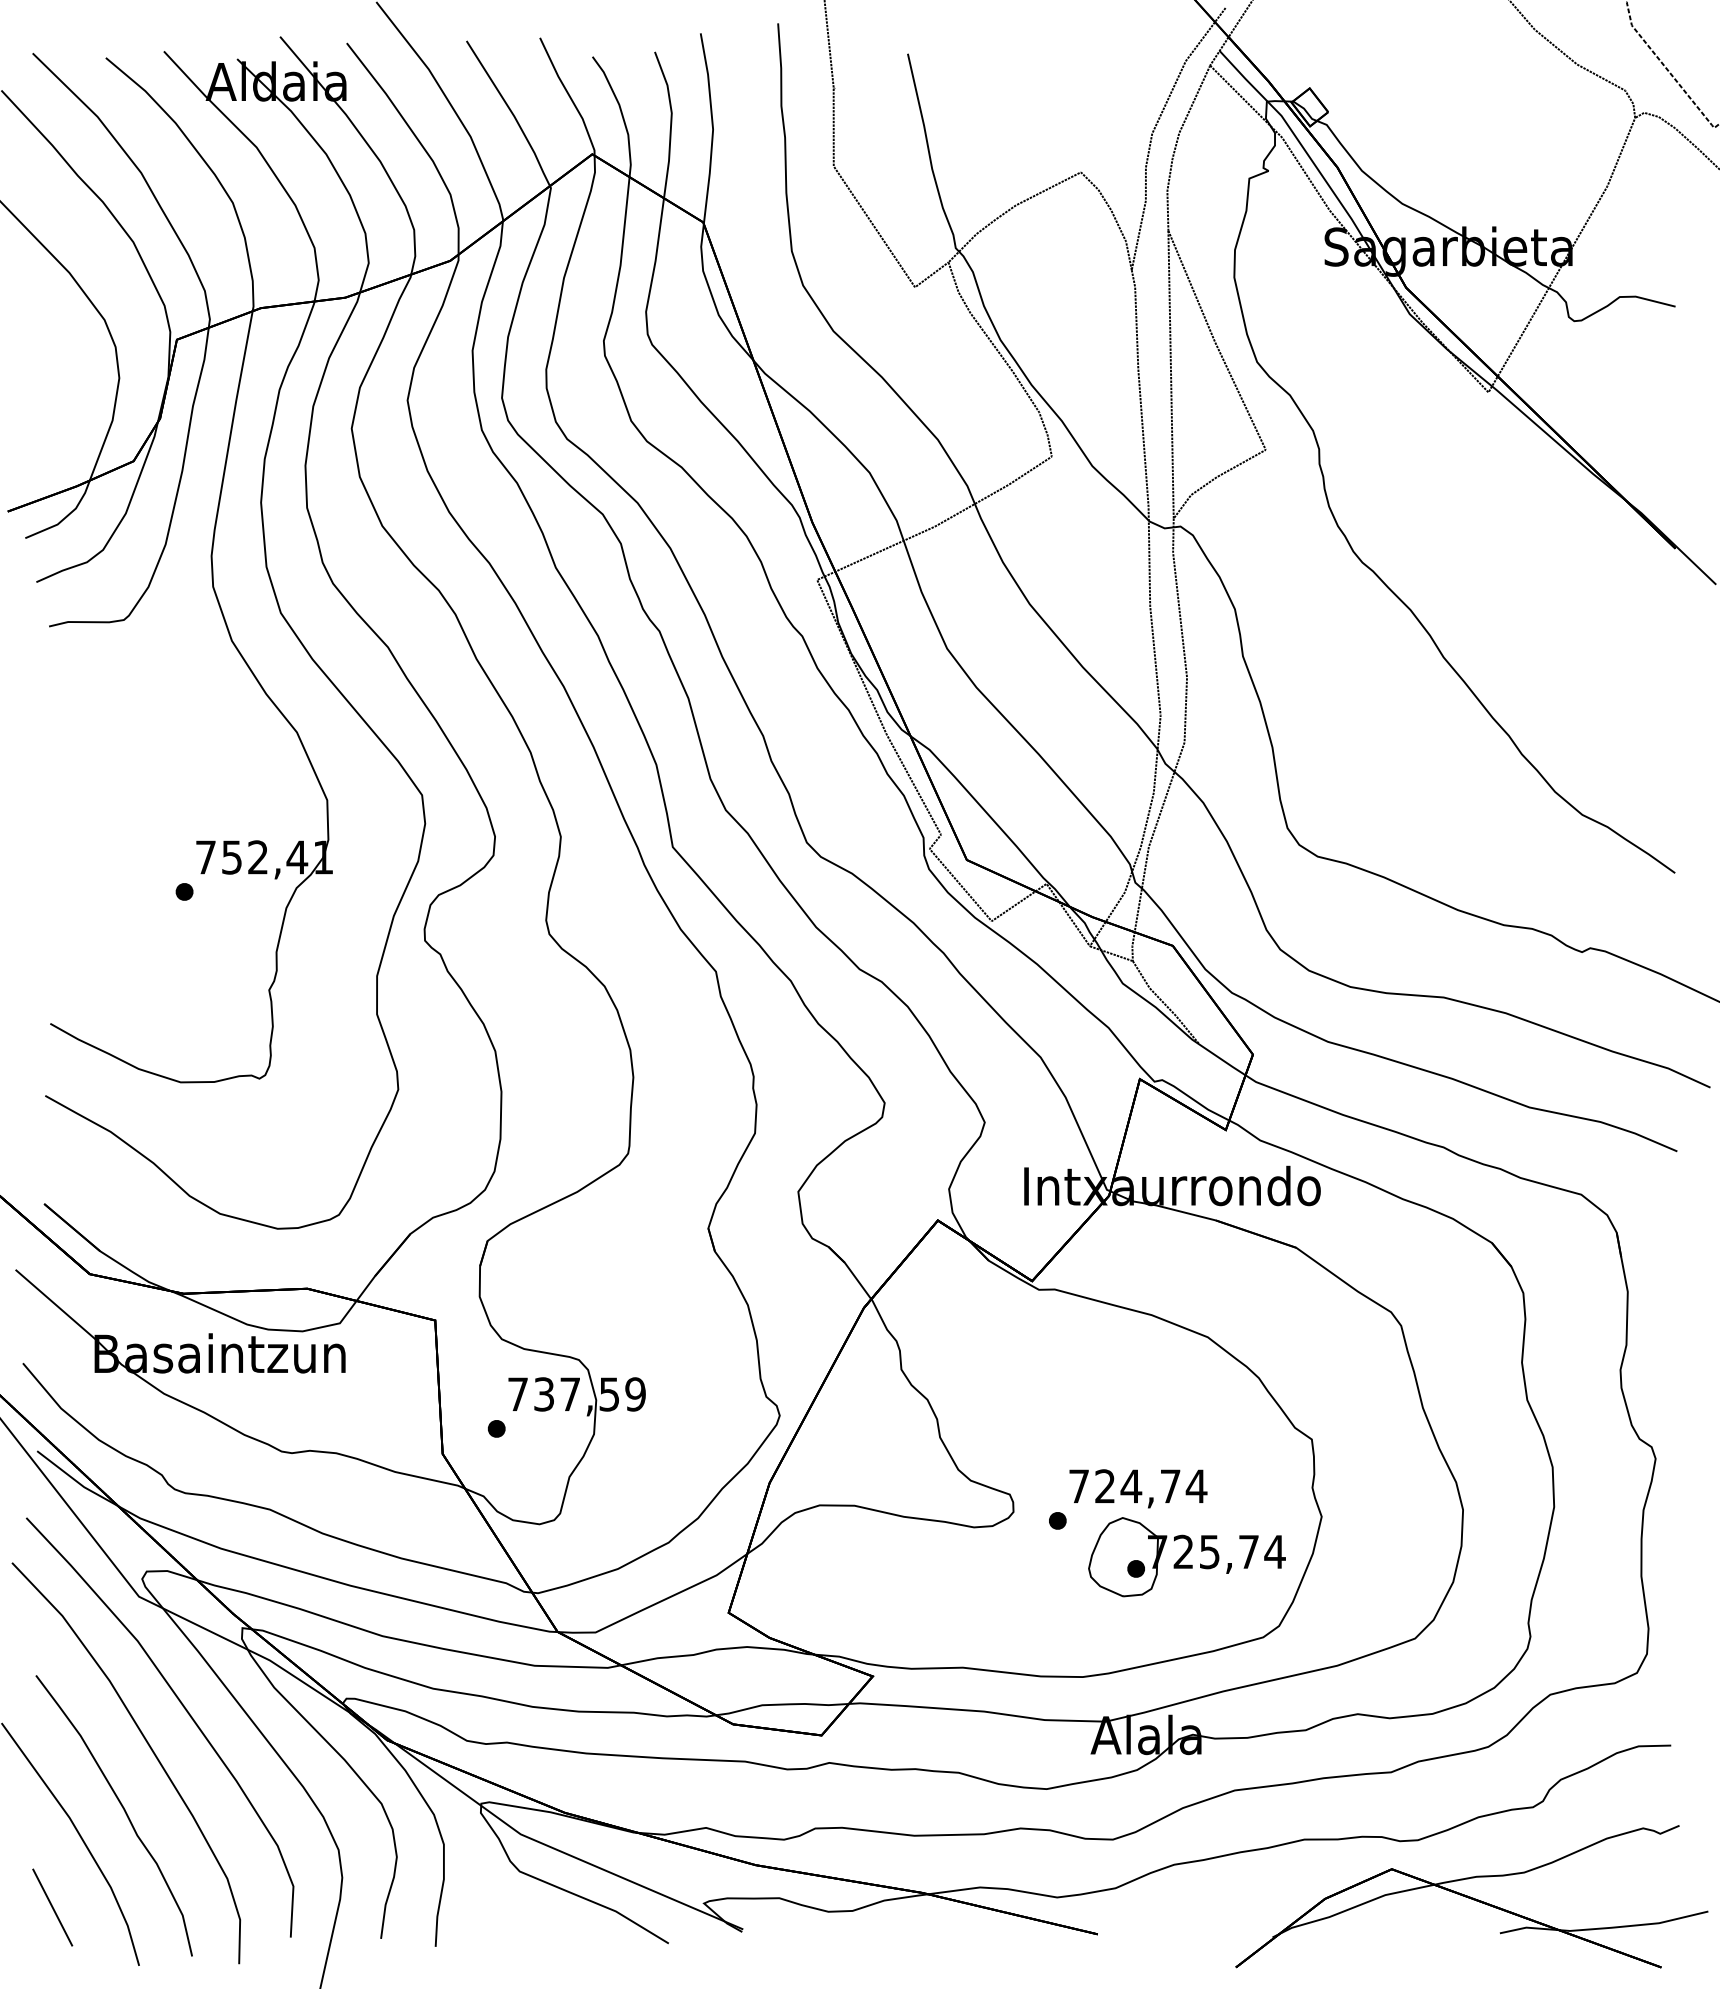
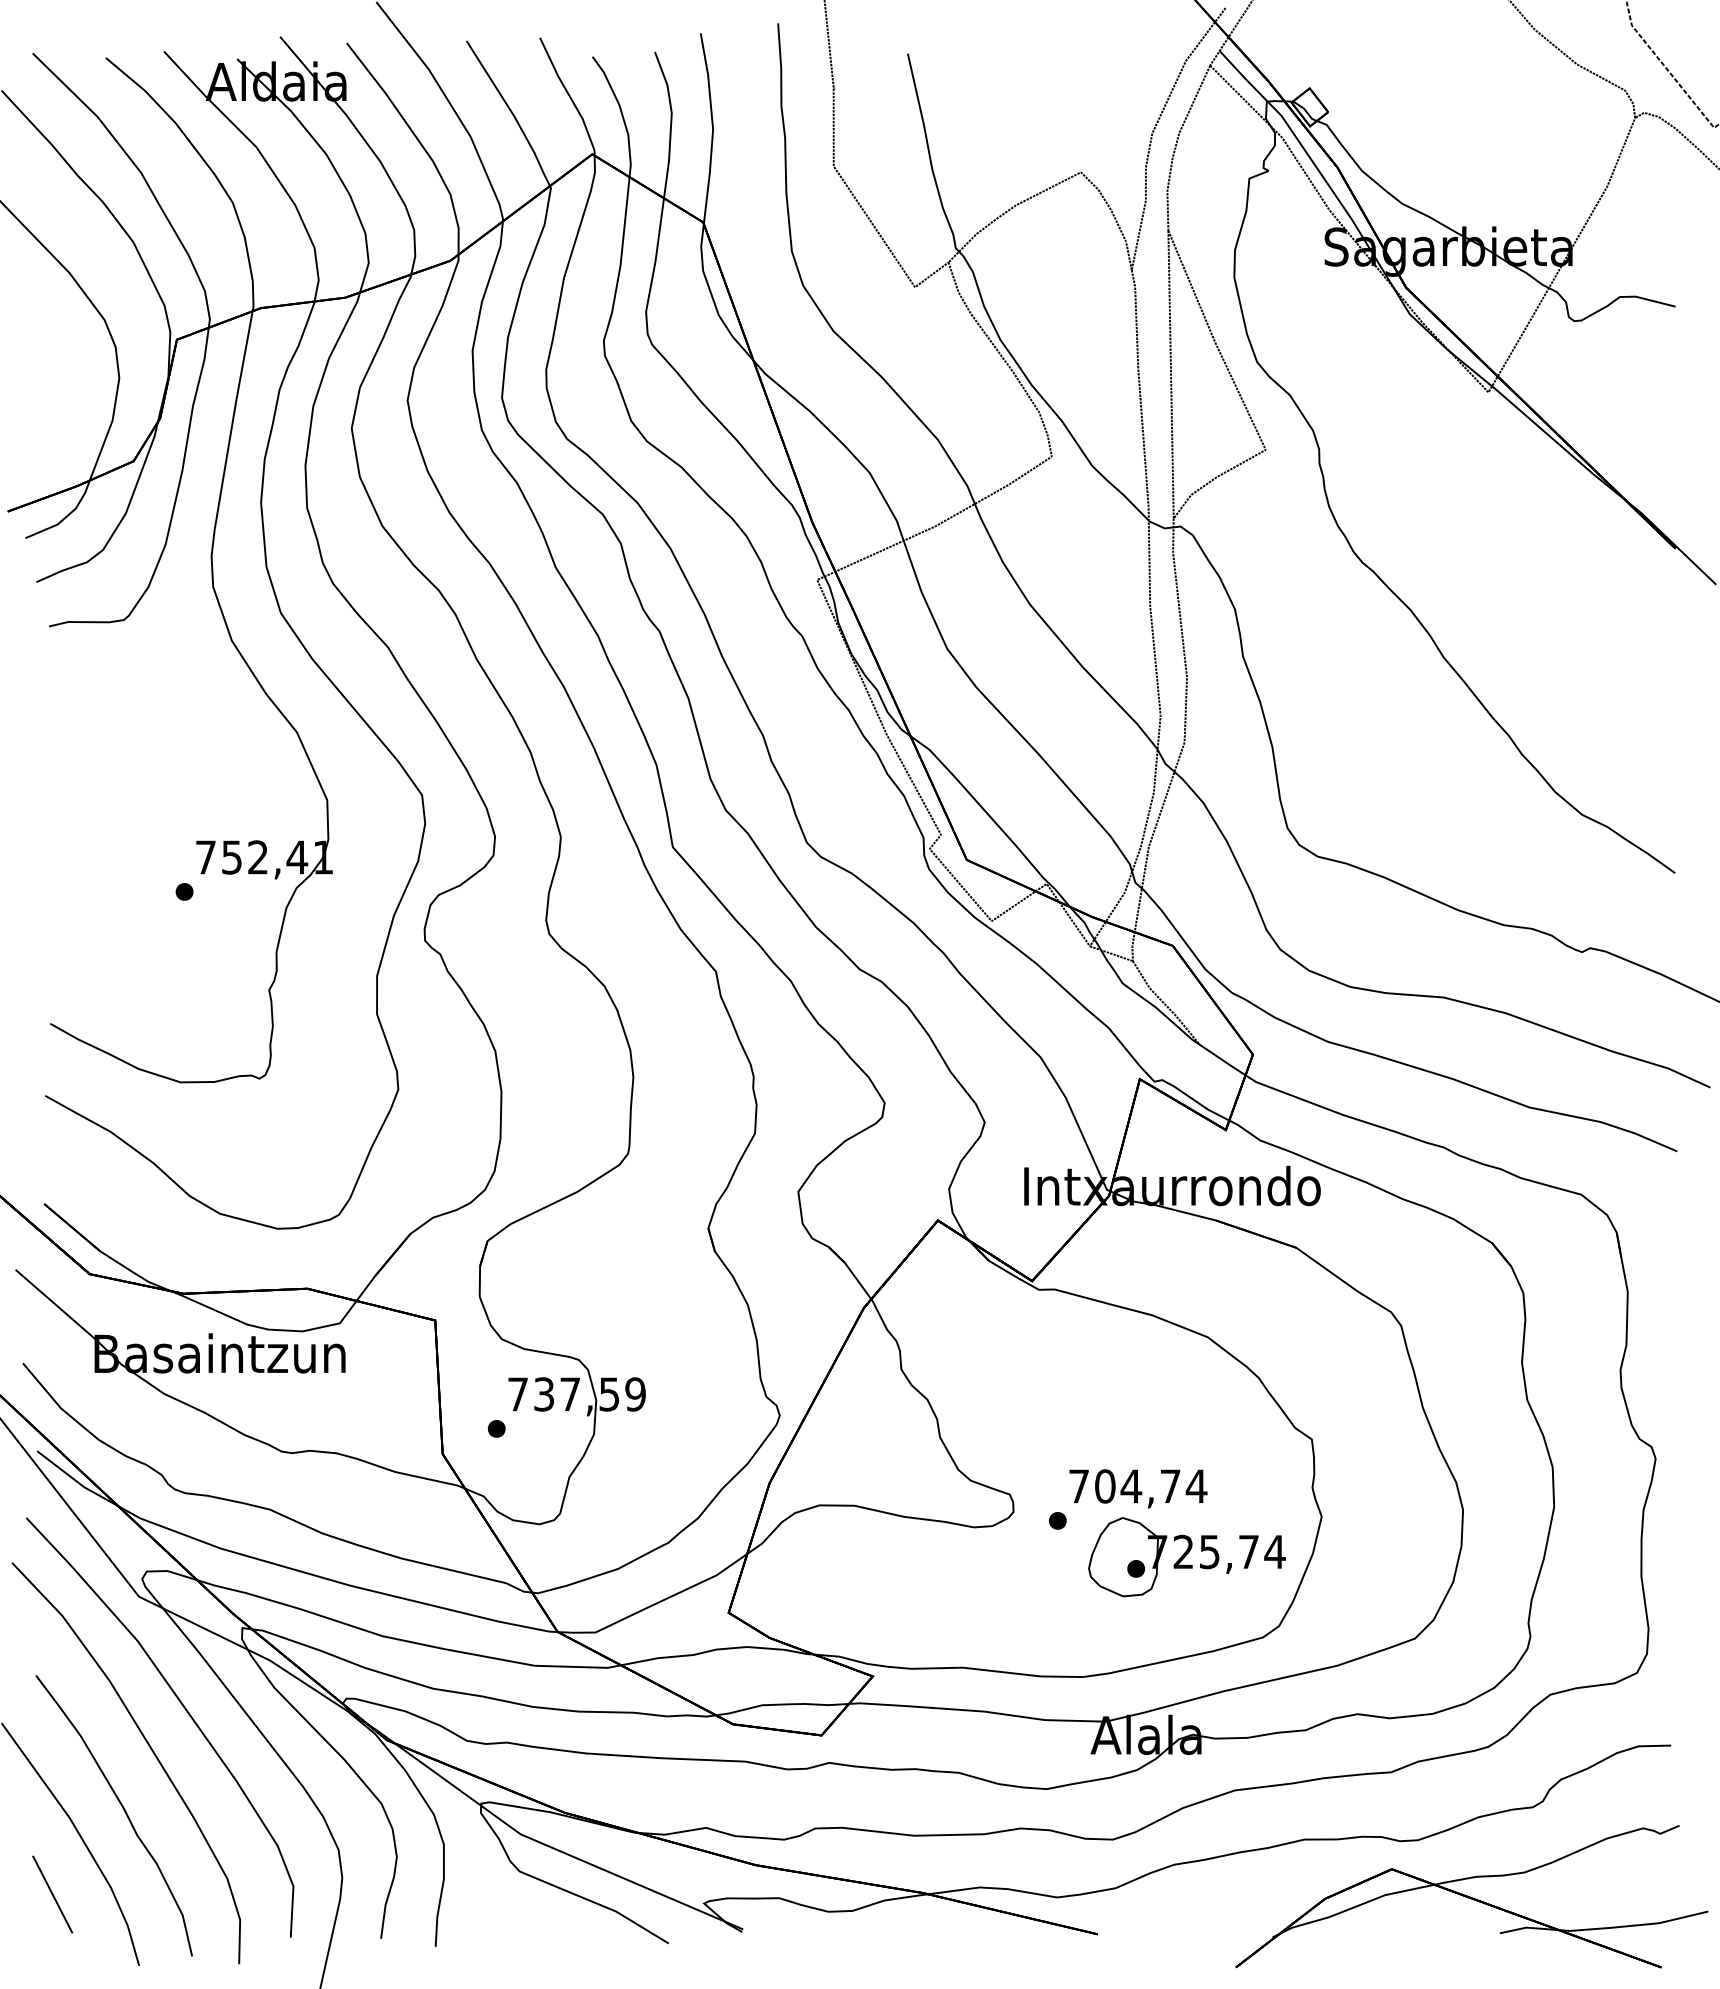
text: 724,74 -> 704,74 (1105, 1486)
line position: (52, 1907) -> (52, 1894) (52, 1894)
